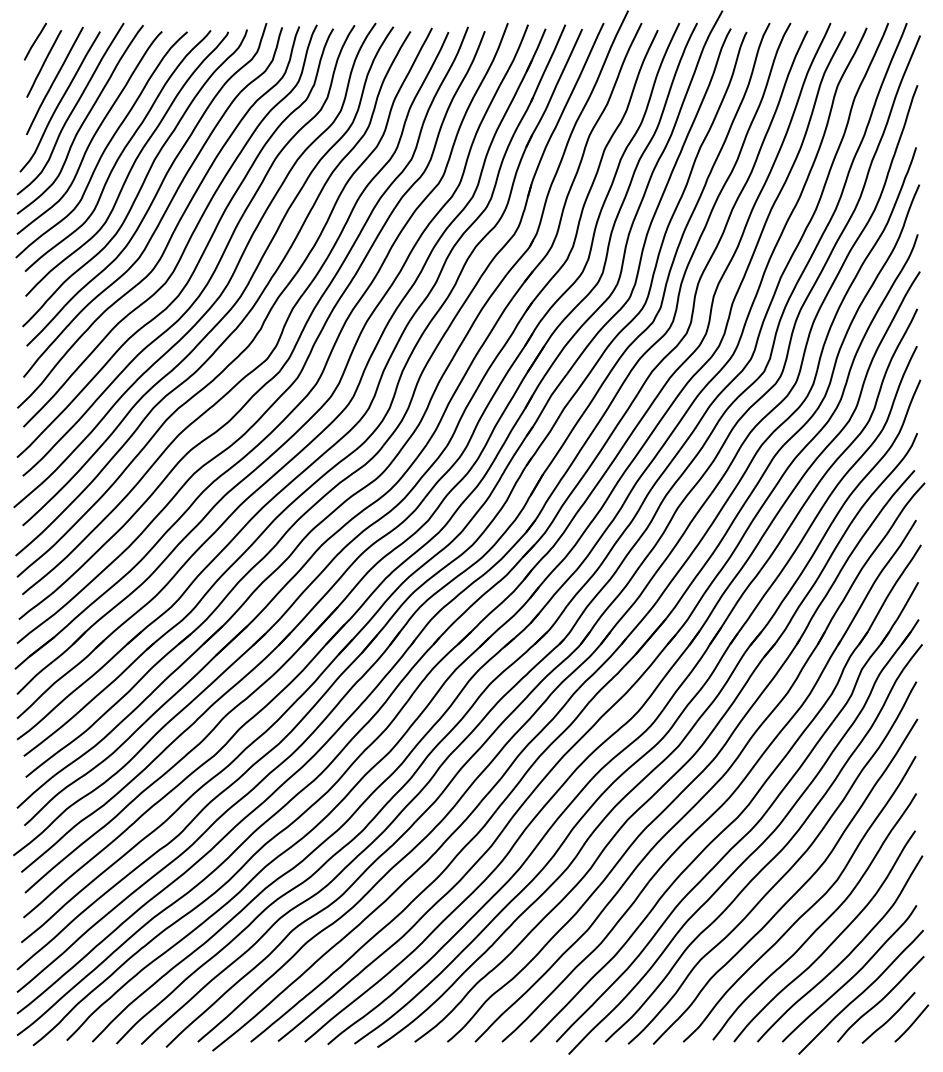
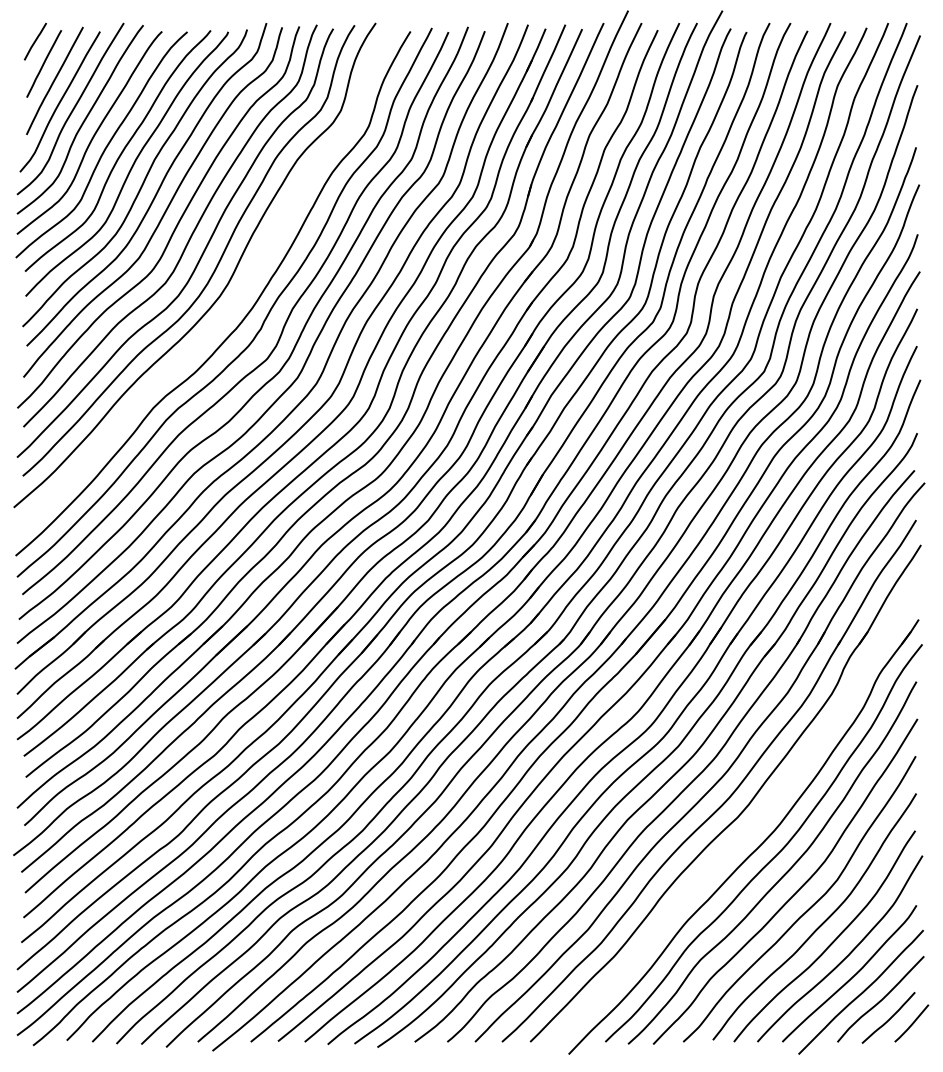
curve: present -> none (238, 297)
part: present -> none (753, 825)
